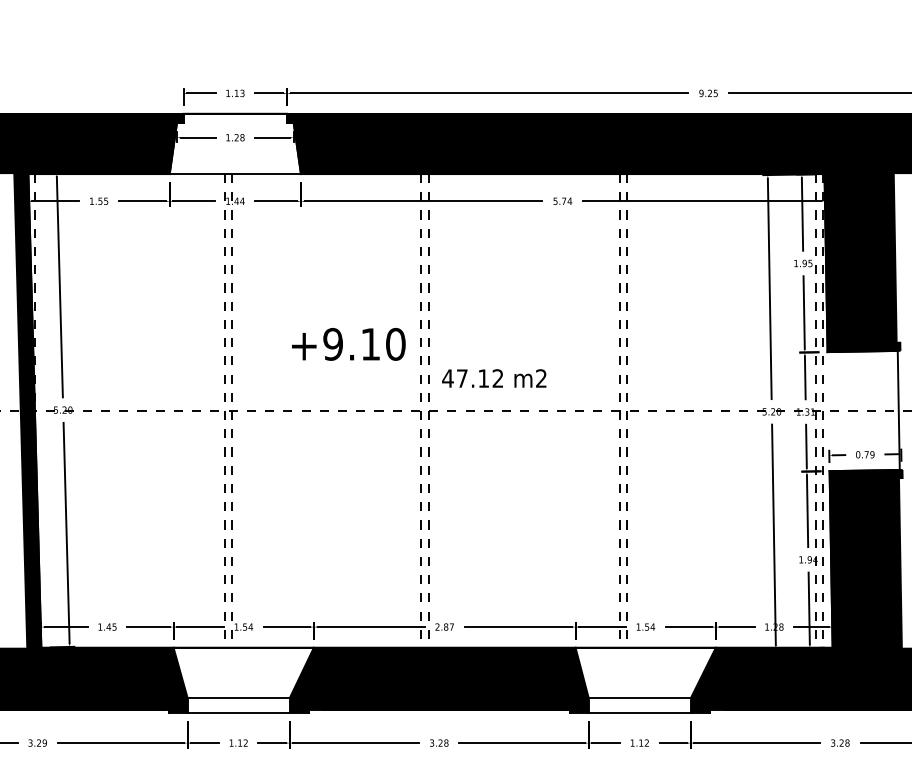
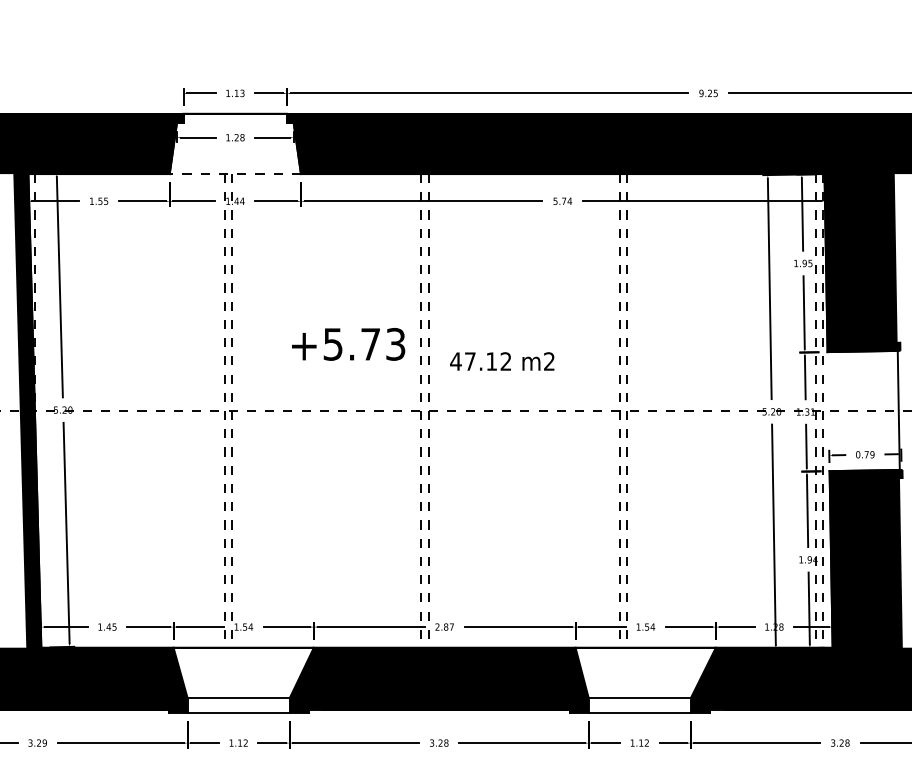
line: solid -> dashed (235, 174)
text: +9.10 -> +5.73 (364, 344)
text position: (494, 378) -> (502, 361) (502, 361)
